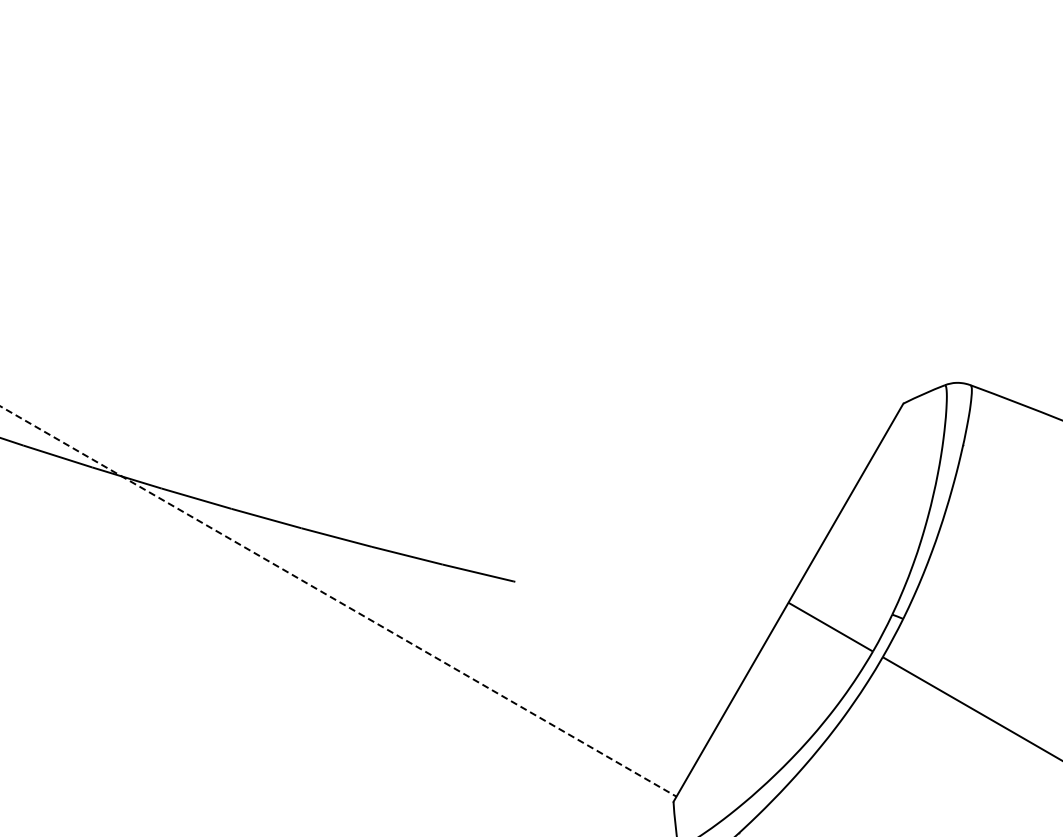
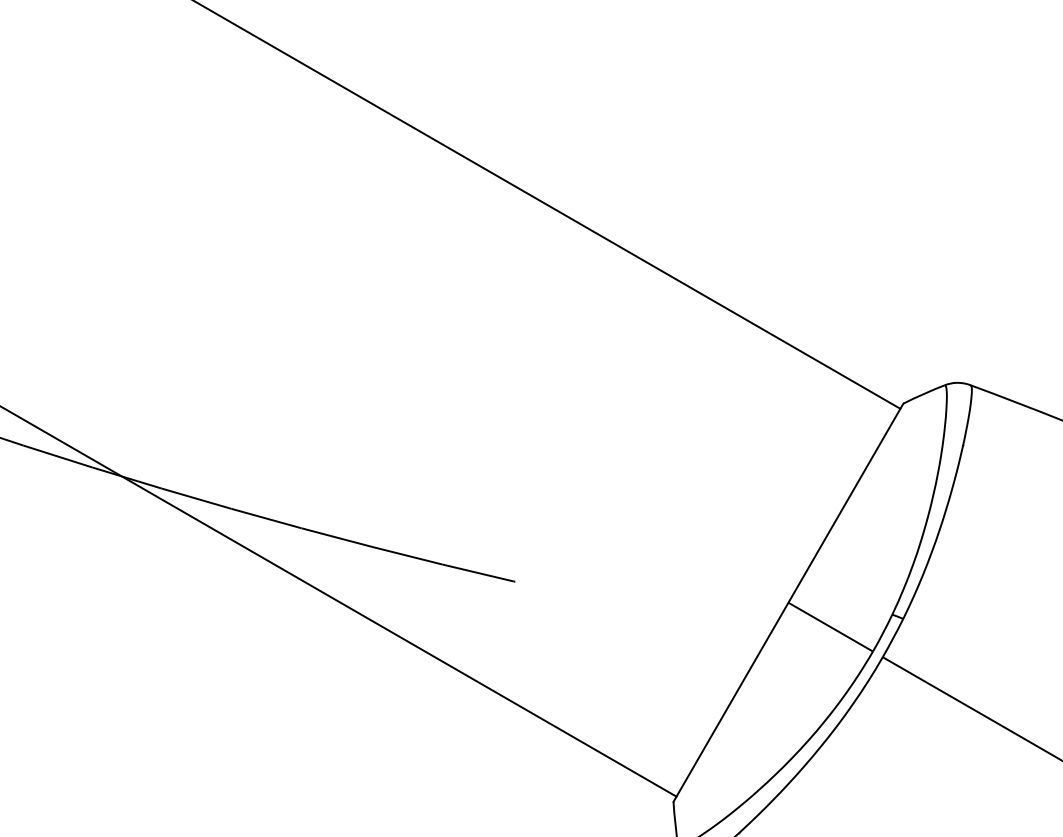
line: none -> present (548, 205)
line: dashed -> solid (338, 601)
